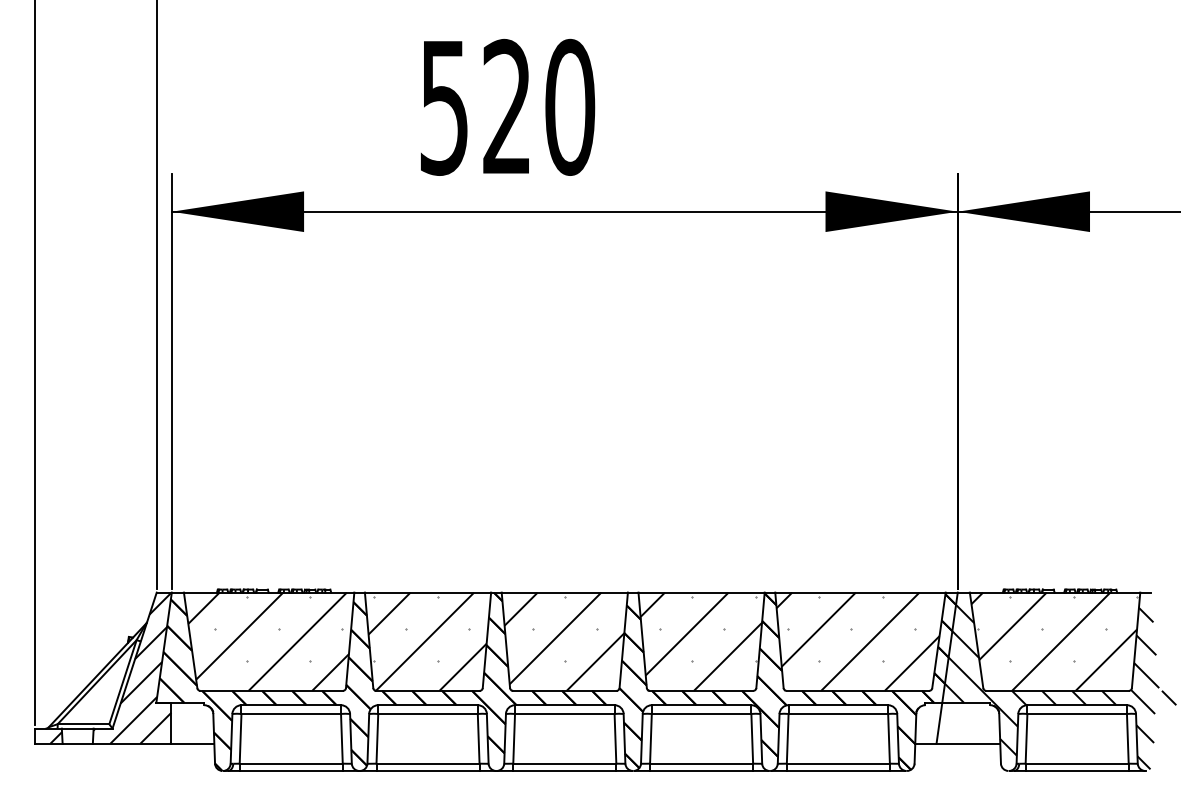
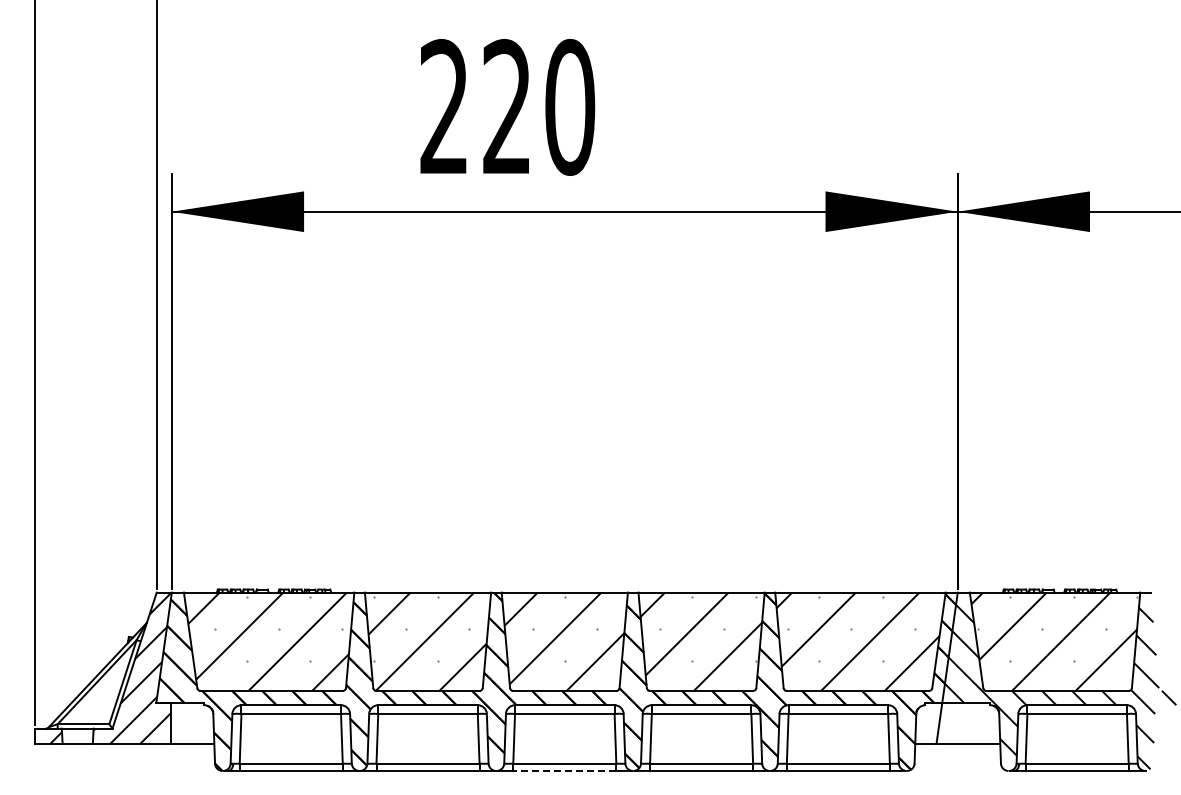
text: 520 -> 220 (443, 106)
line: solid -> dashed (564, 770)
